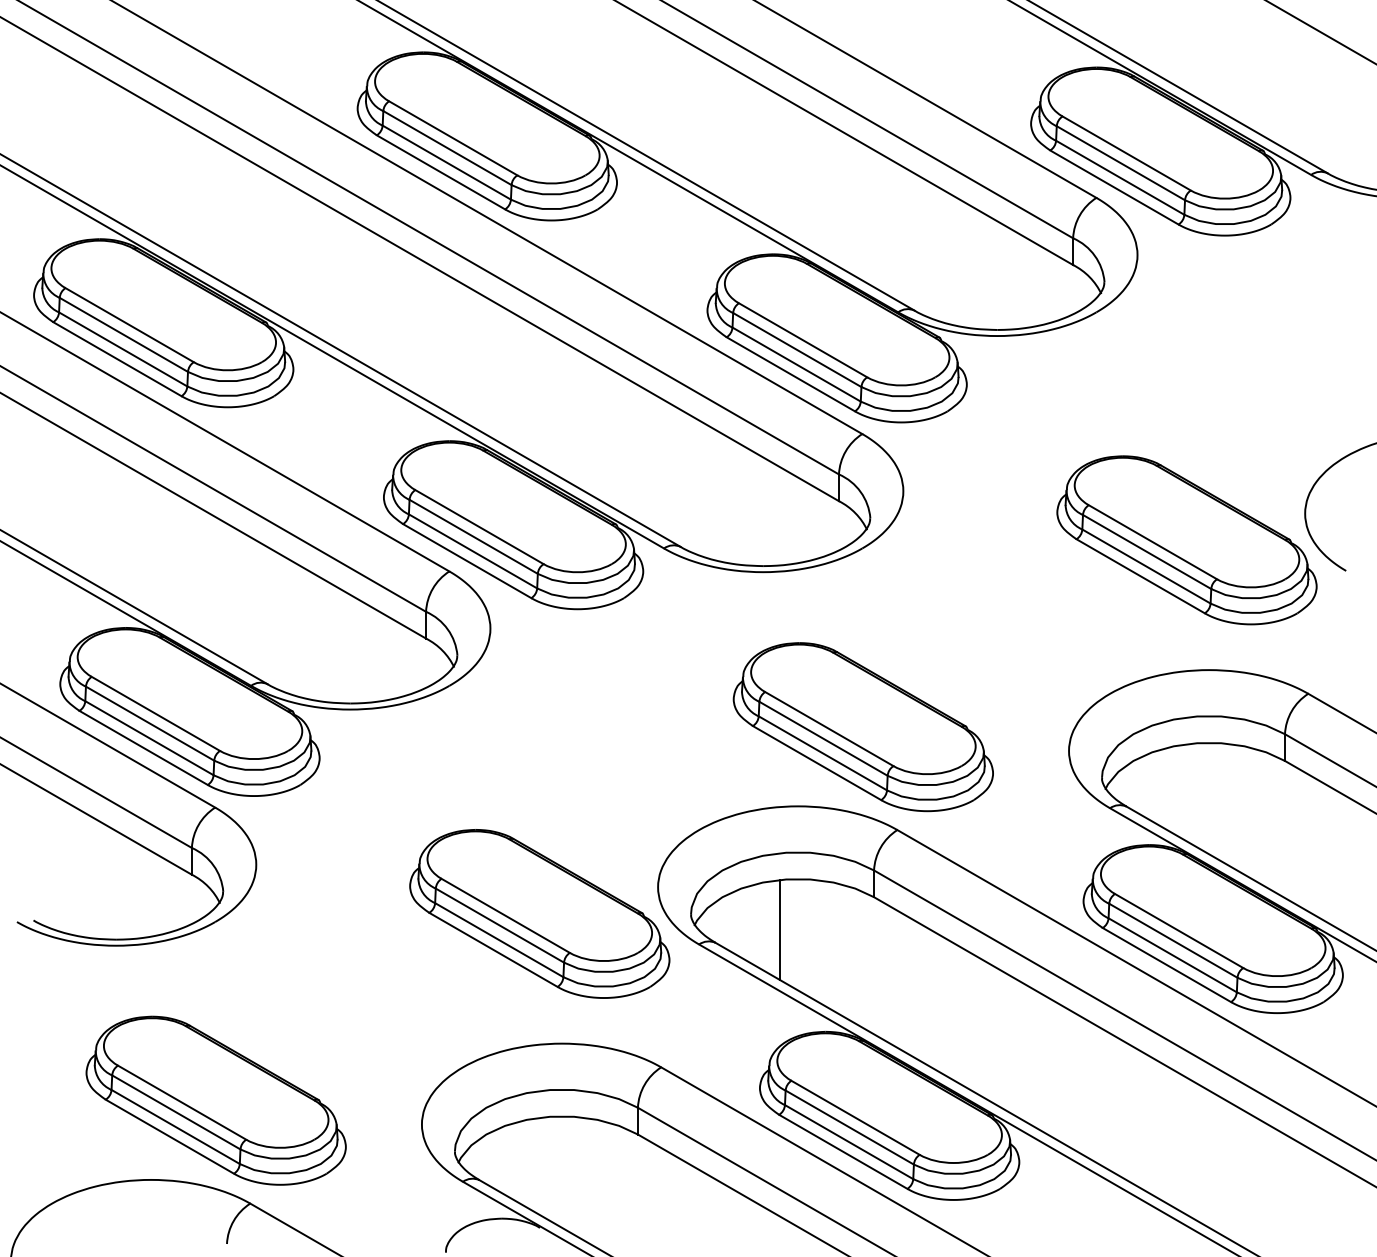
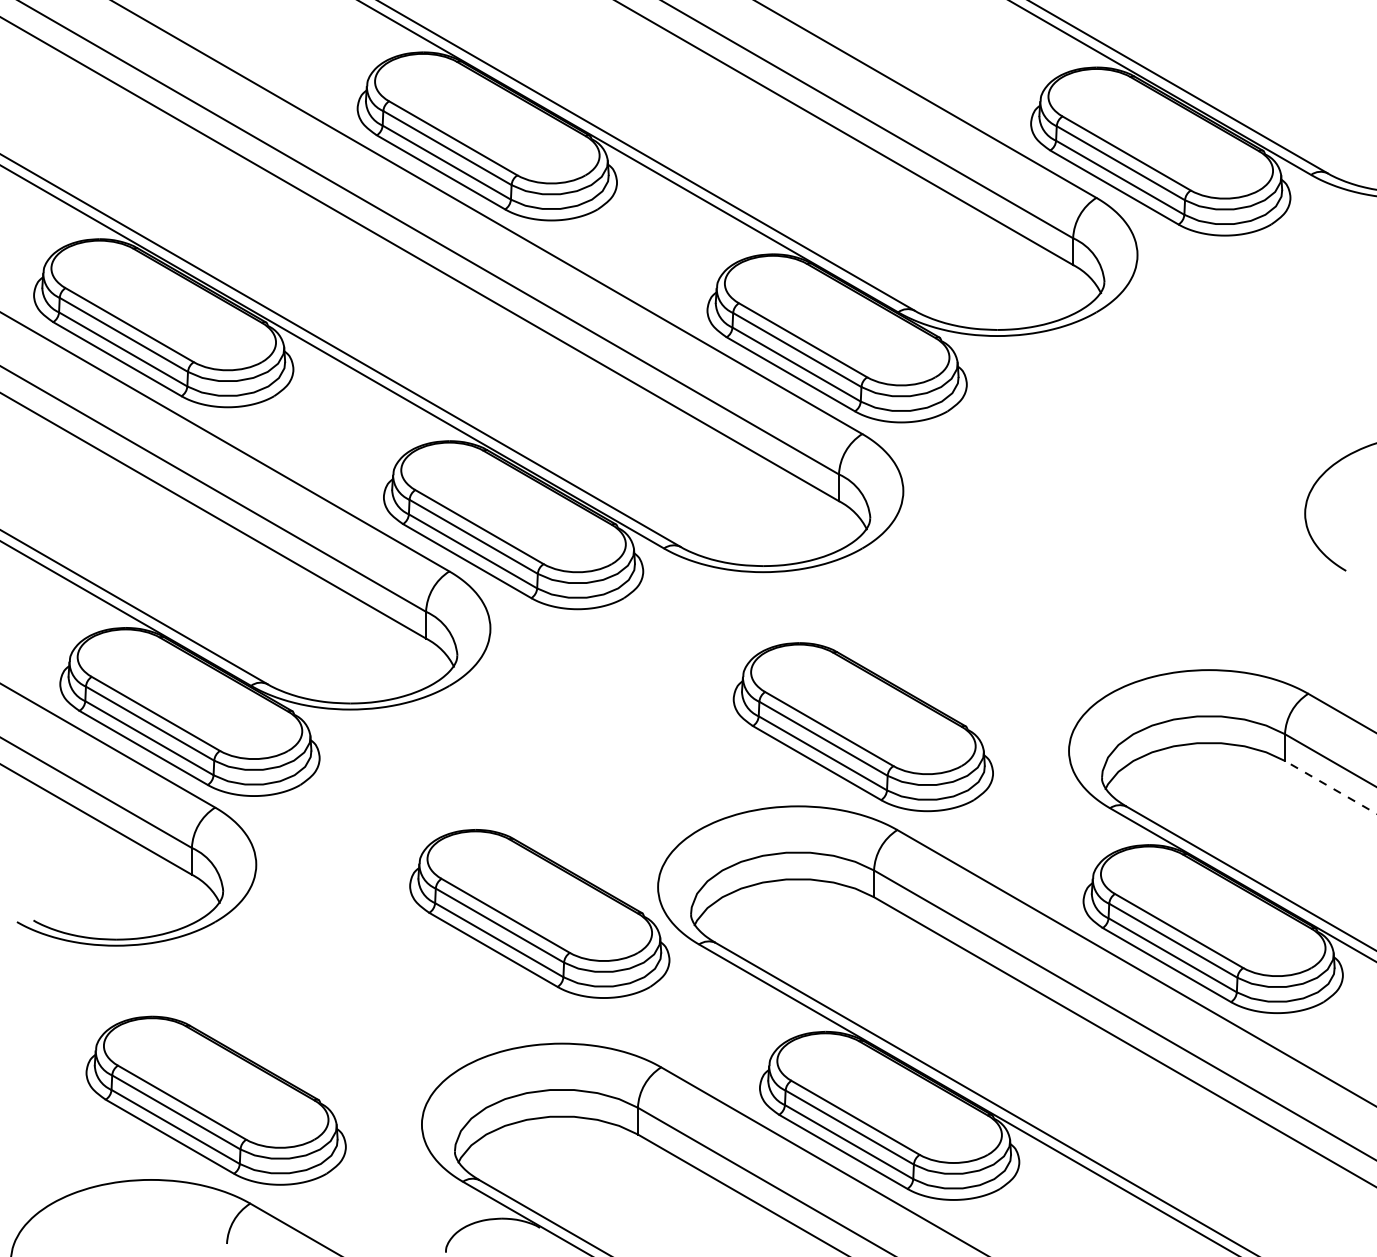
line: present -> none (1320, 32)
part: present -> none (1186, 540)
line: solid -> dashed (1330, 787)
line: present -> none (780, 929)
